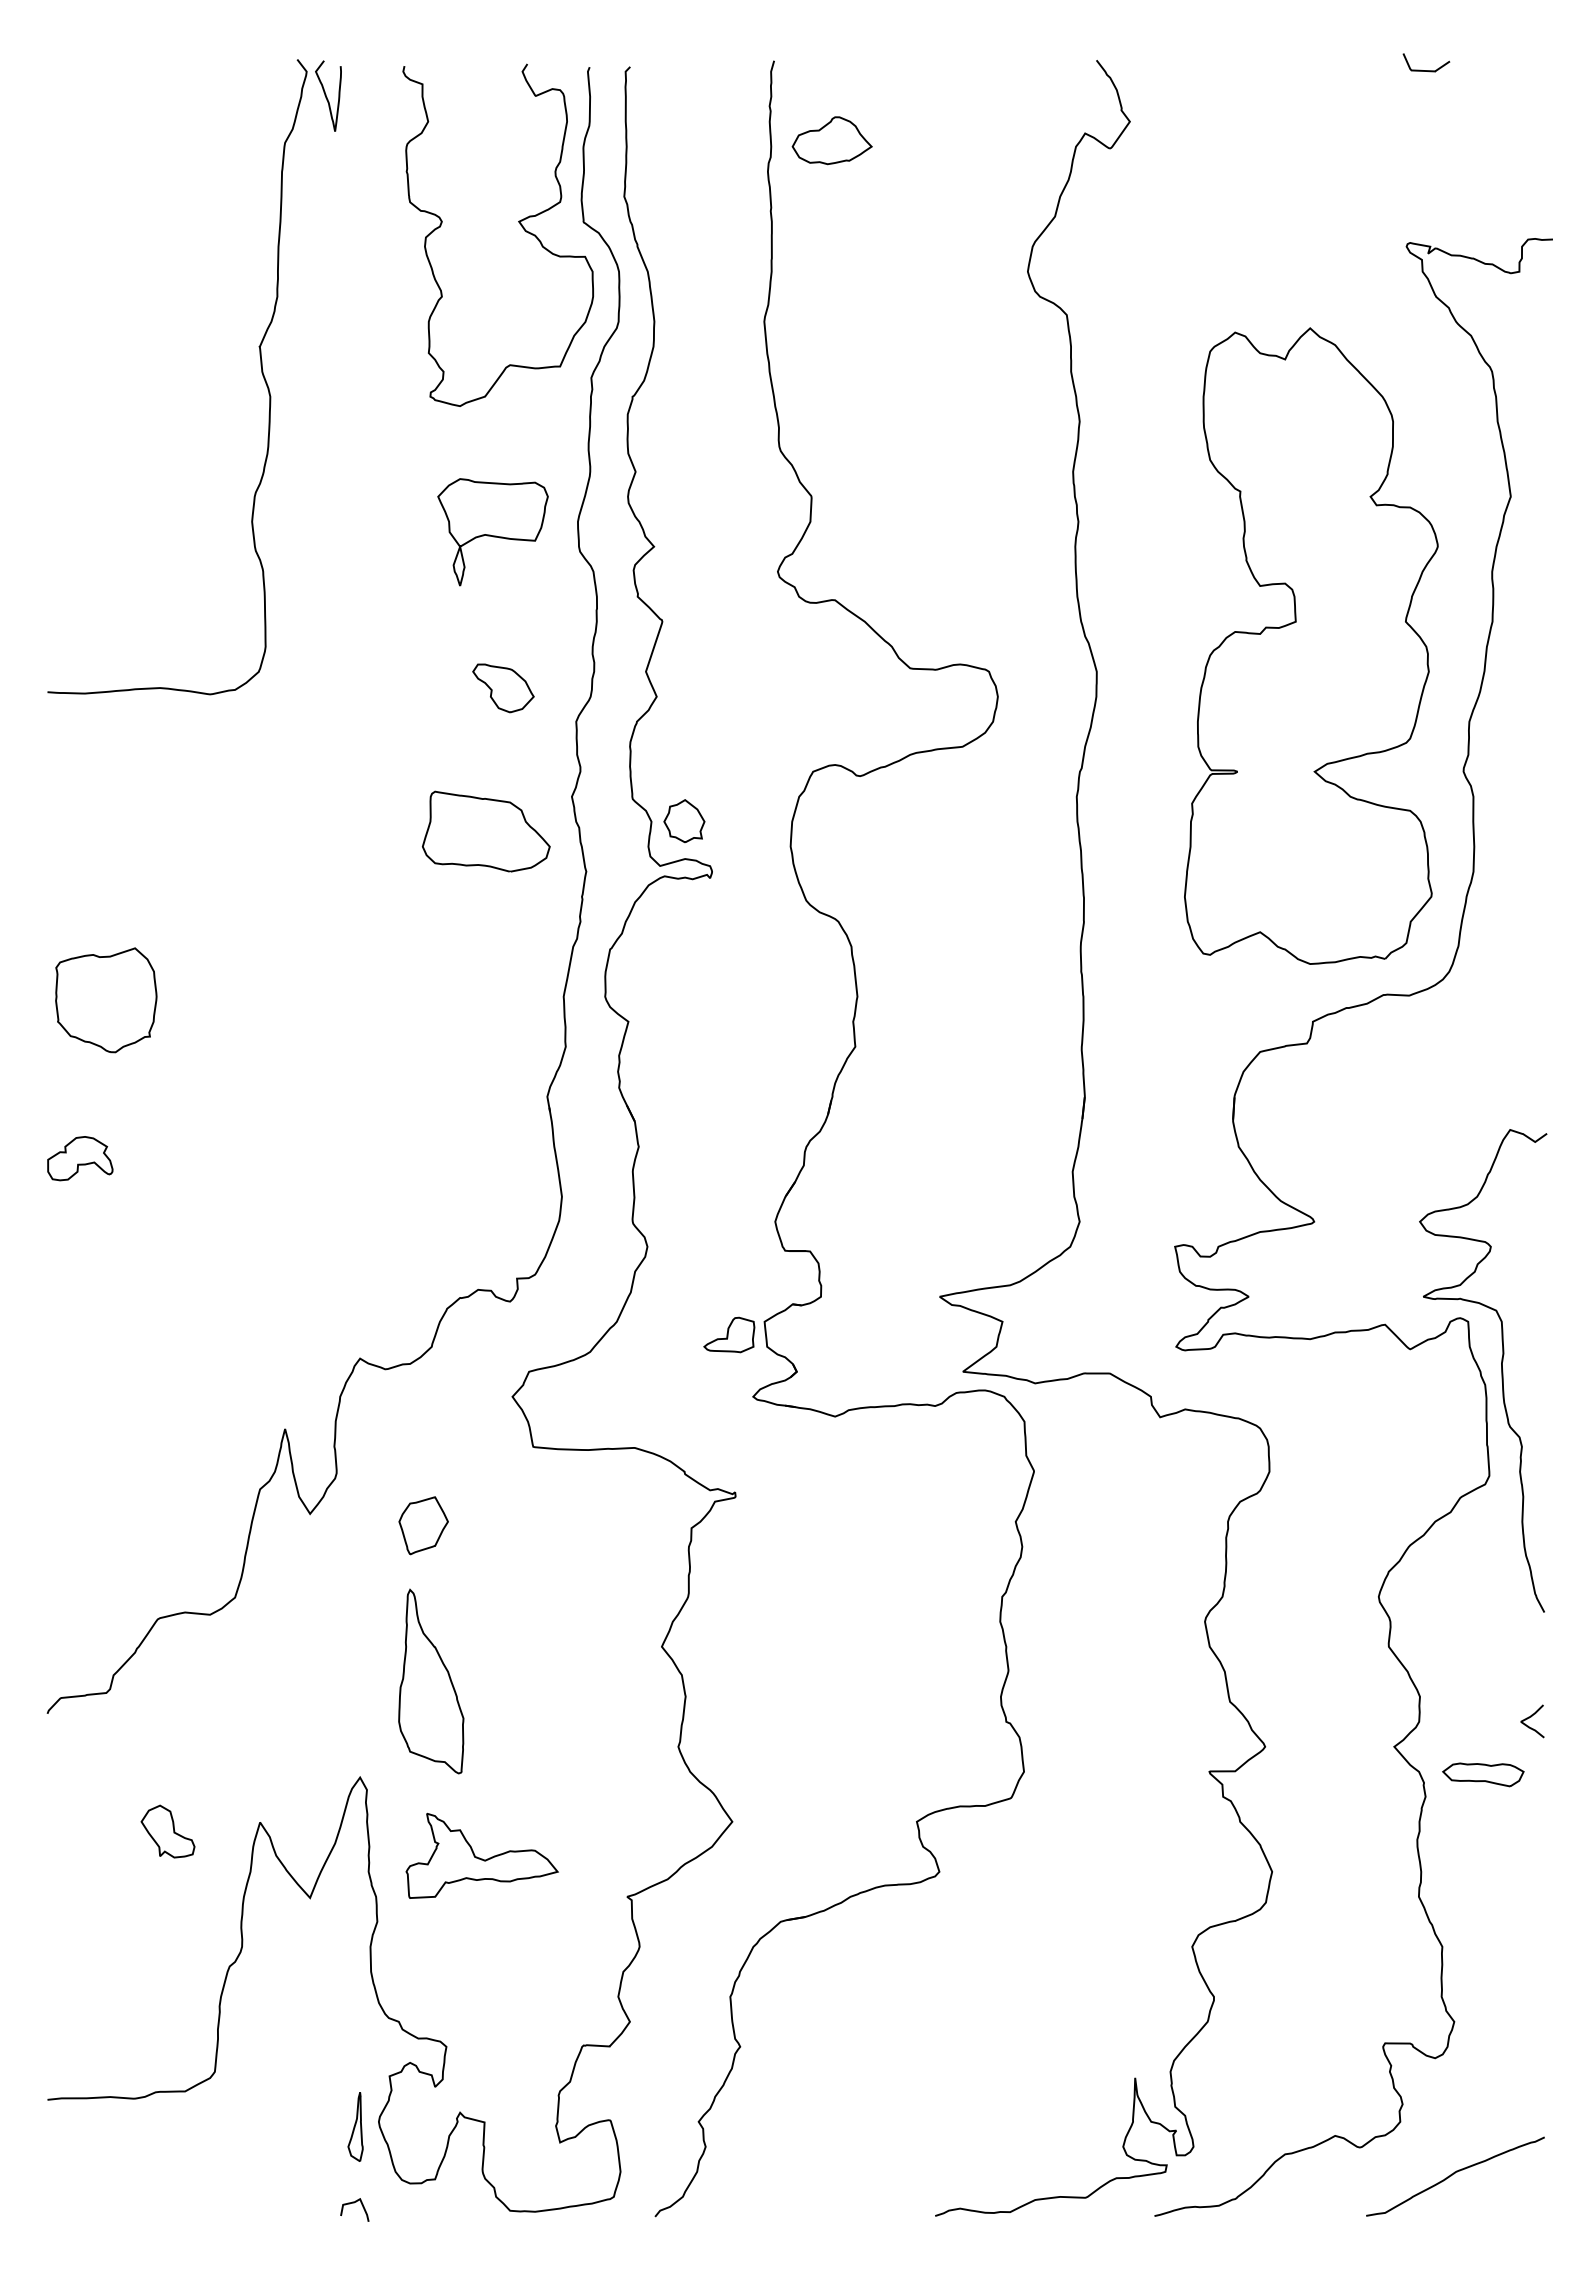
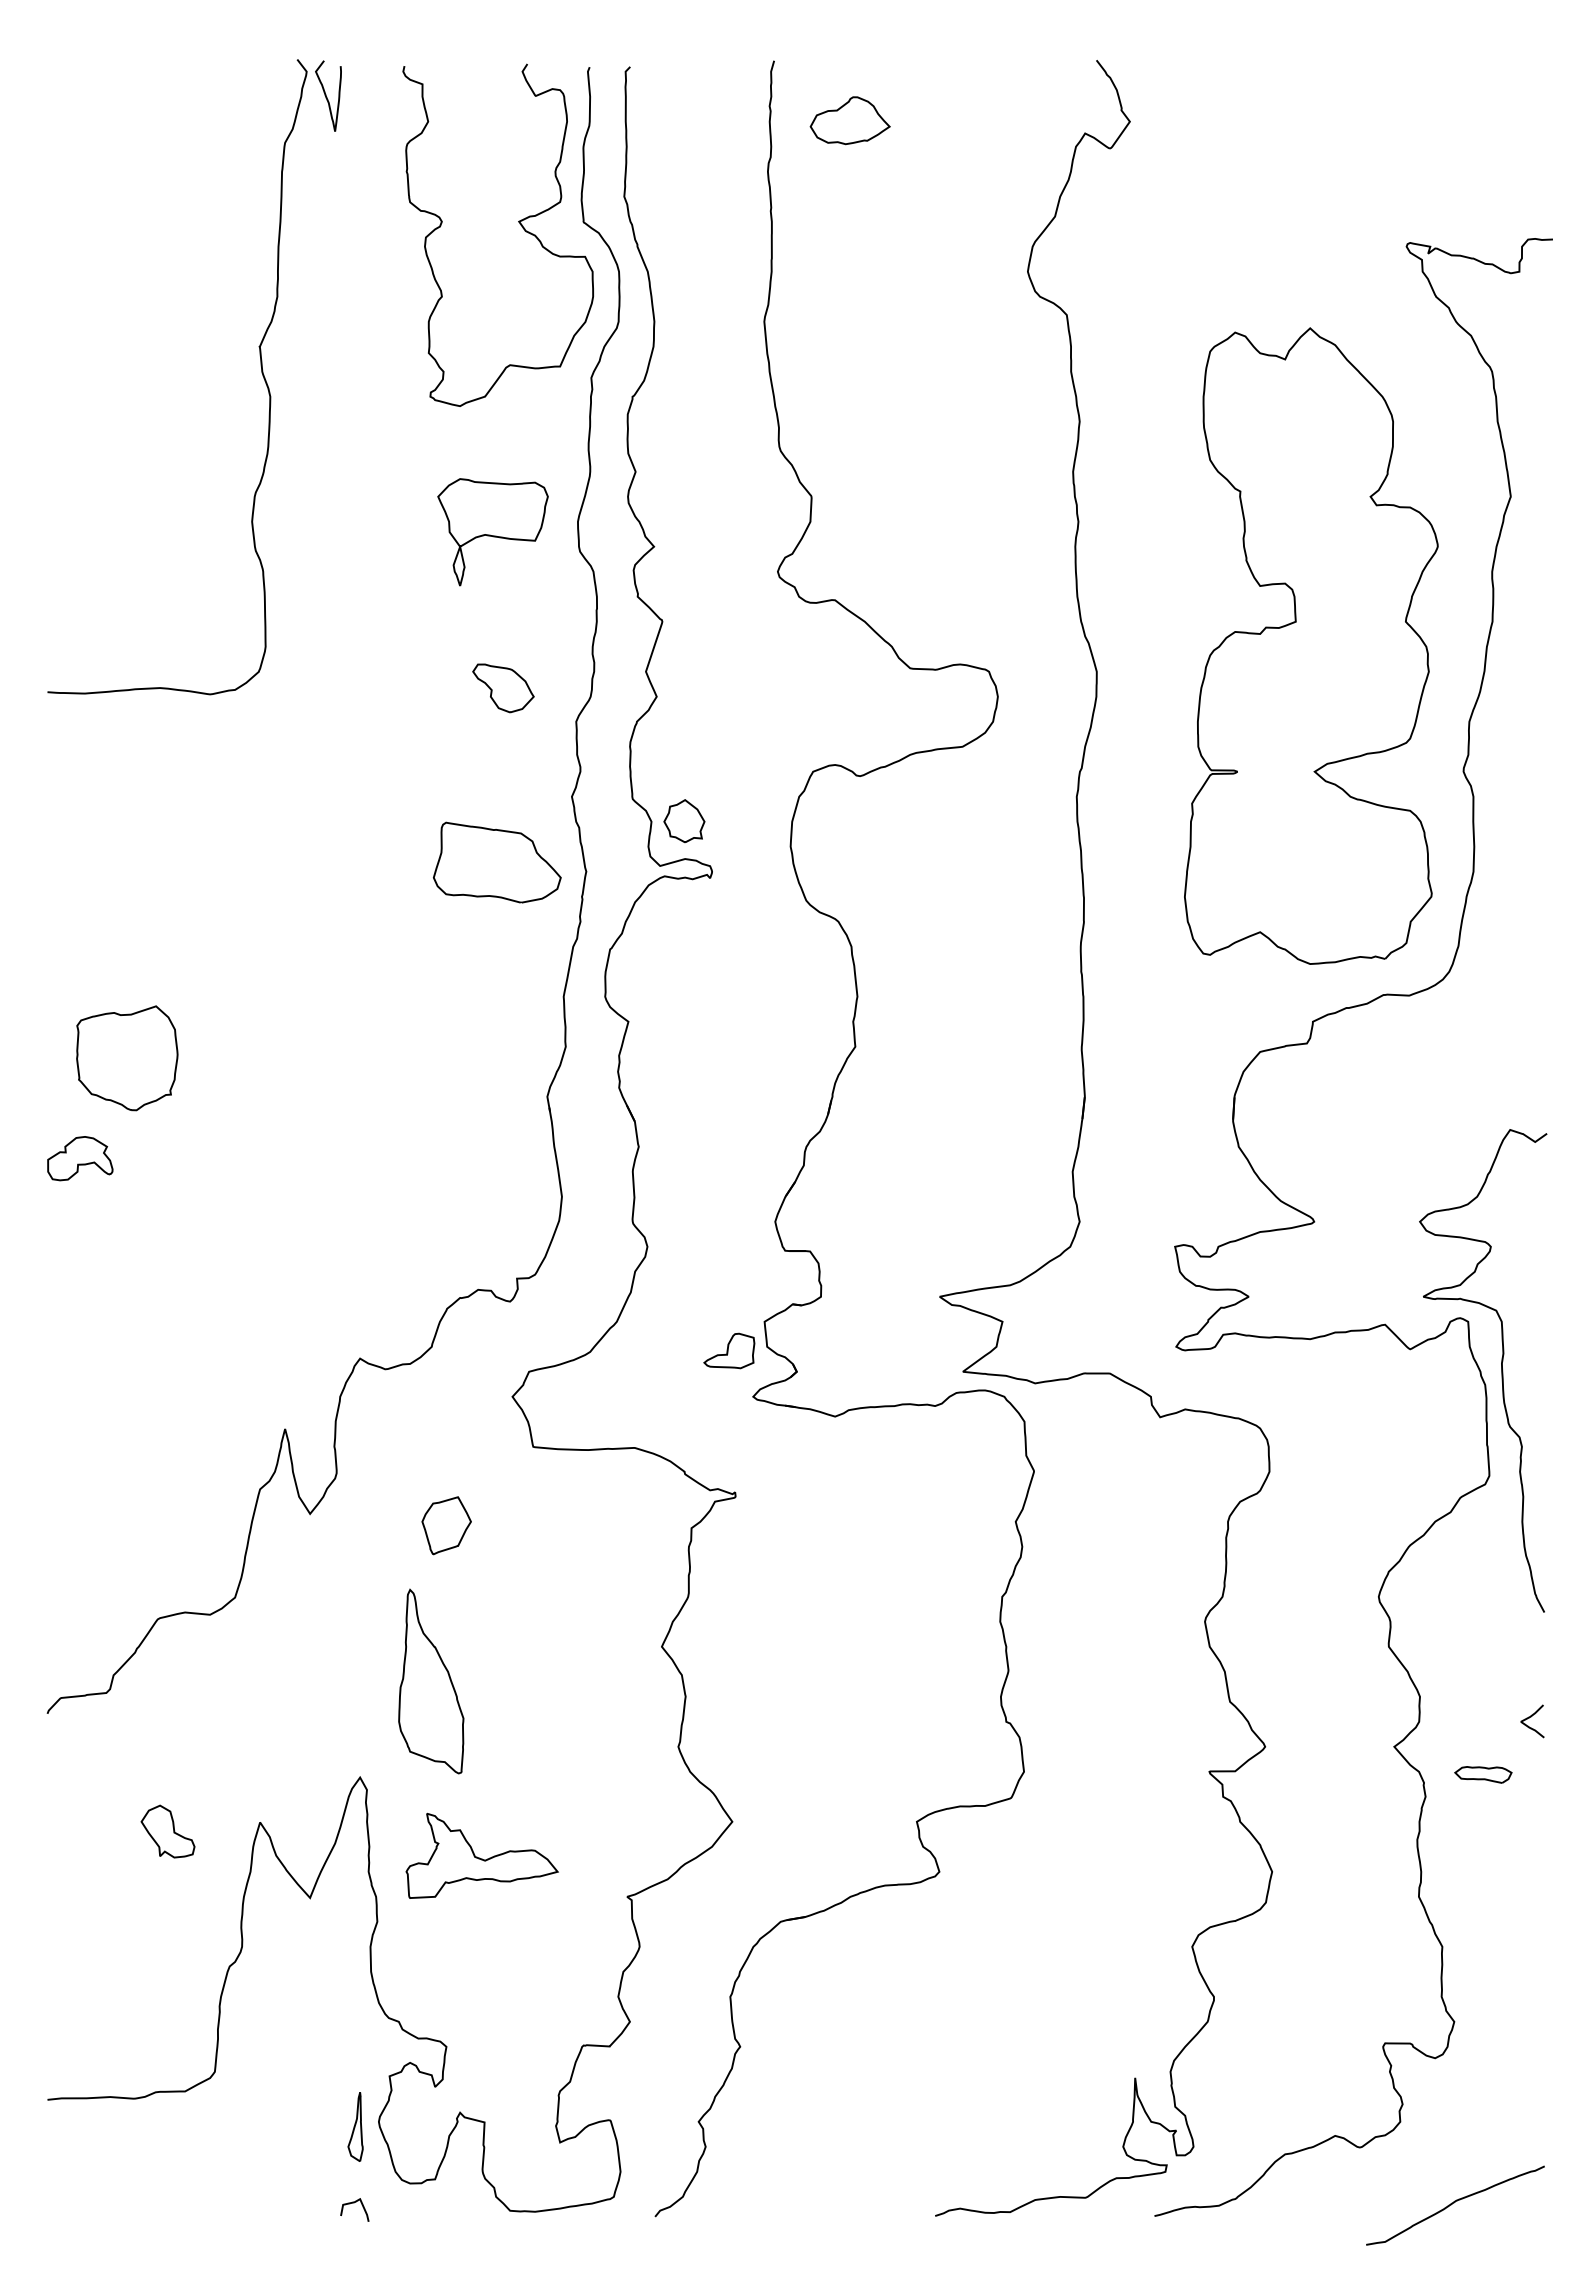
curve: present -> none (1426, 70)
part position: (831, 140) -> (849, 120) (849, 120)
part position: (485, 831) -> (496, 862) (496, 862)
part position: (106, 1000) -> (127, 1058) (127, 1058)
part position: (729, 1334) -> (729, 1350) (729, 1350)
part position: (423, 1525) -> (446, 1525) (446, 1525)
part size: 83x26 px -> 59x18 px (1483, 1774)
curve position: (1454, 2174) -> (1454, 2203) (1454, 2203)
